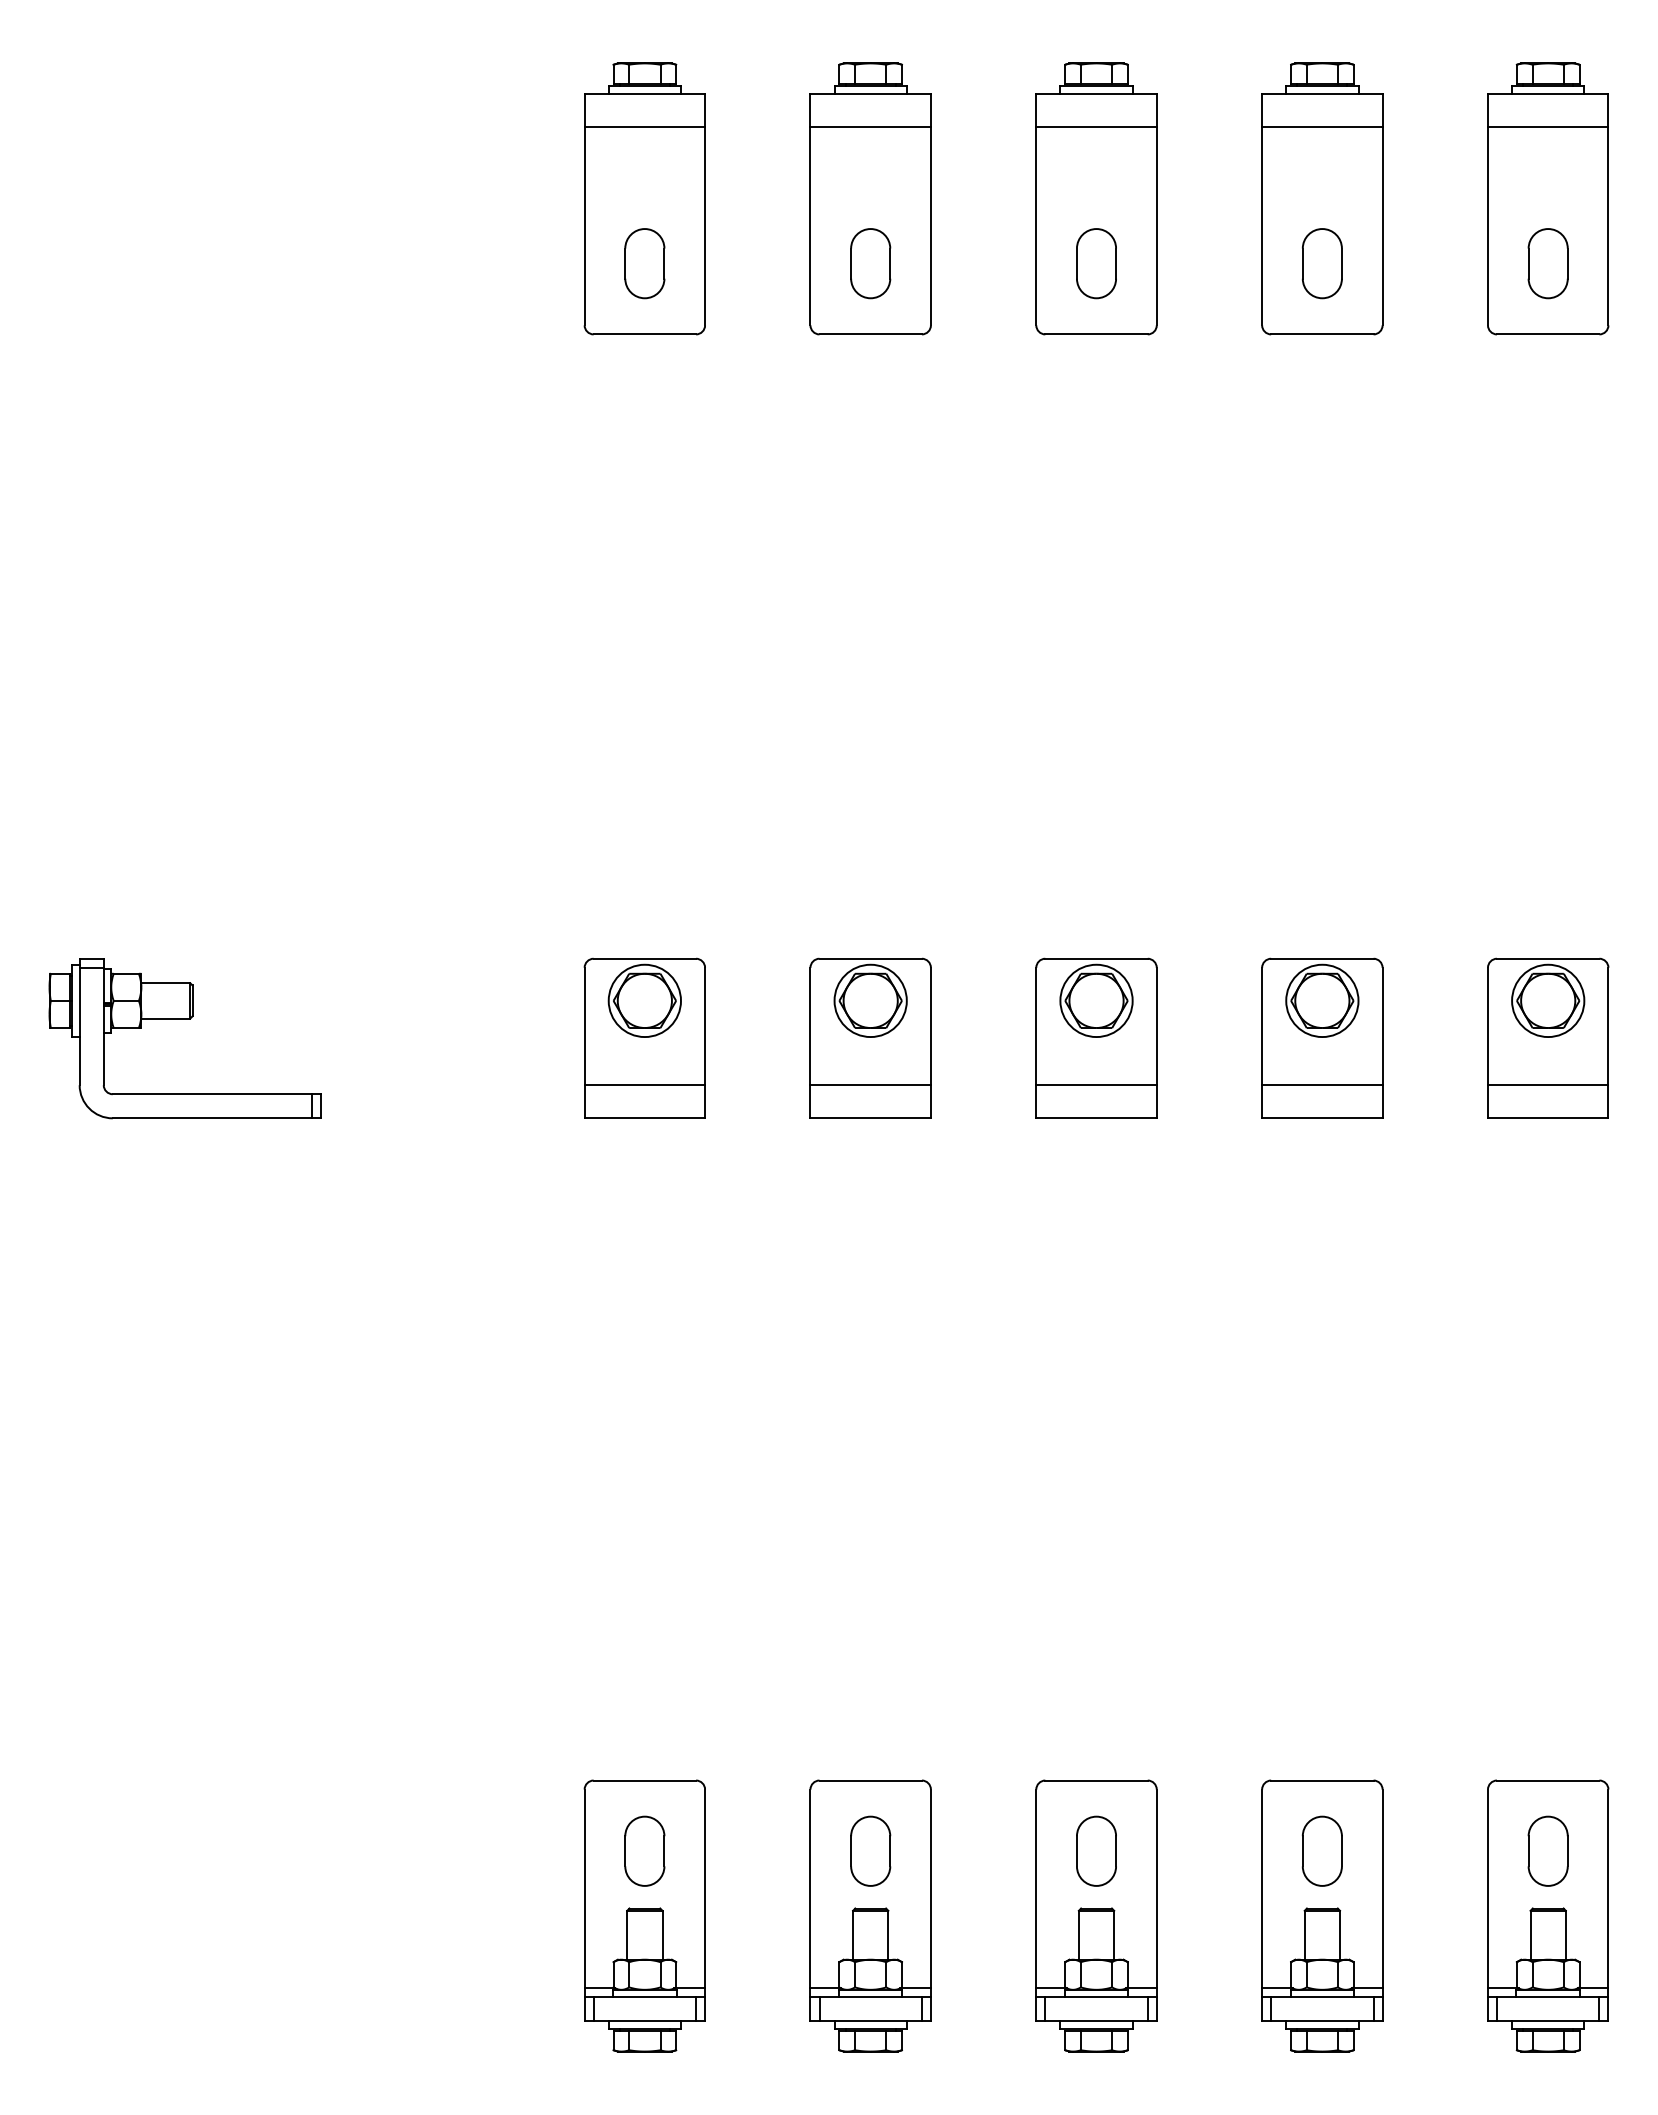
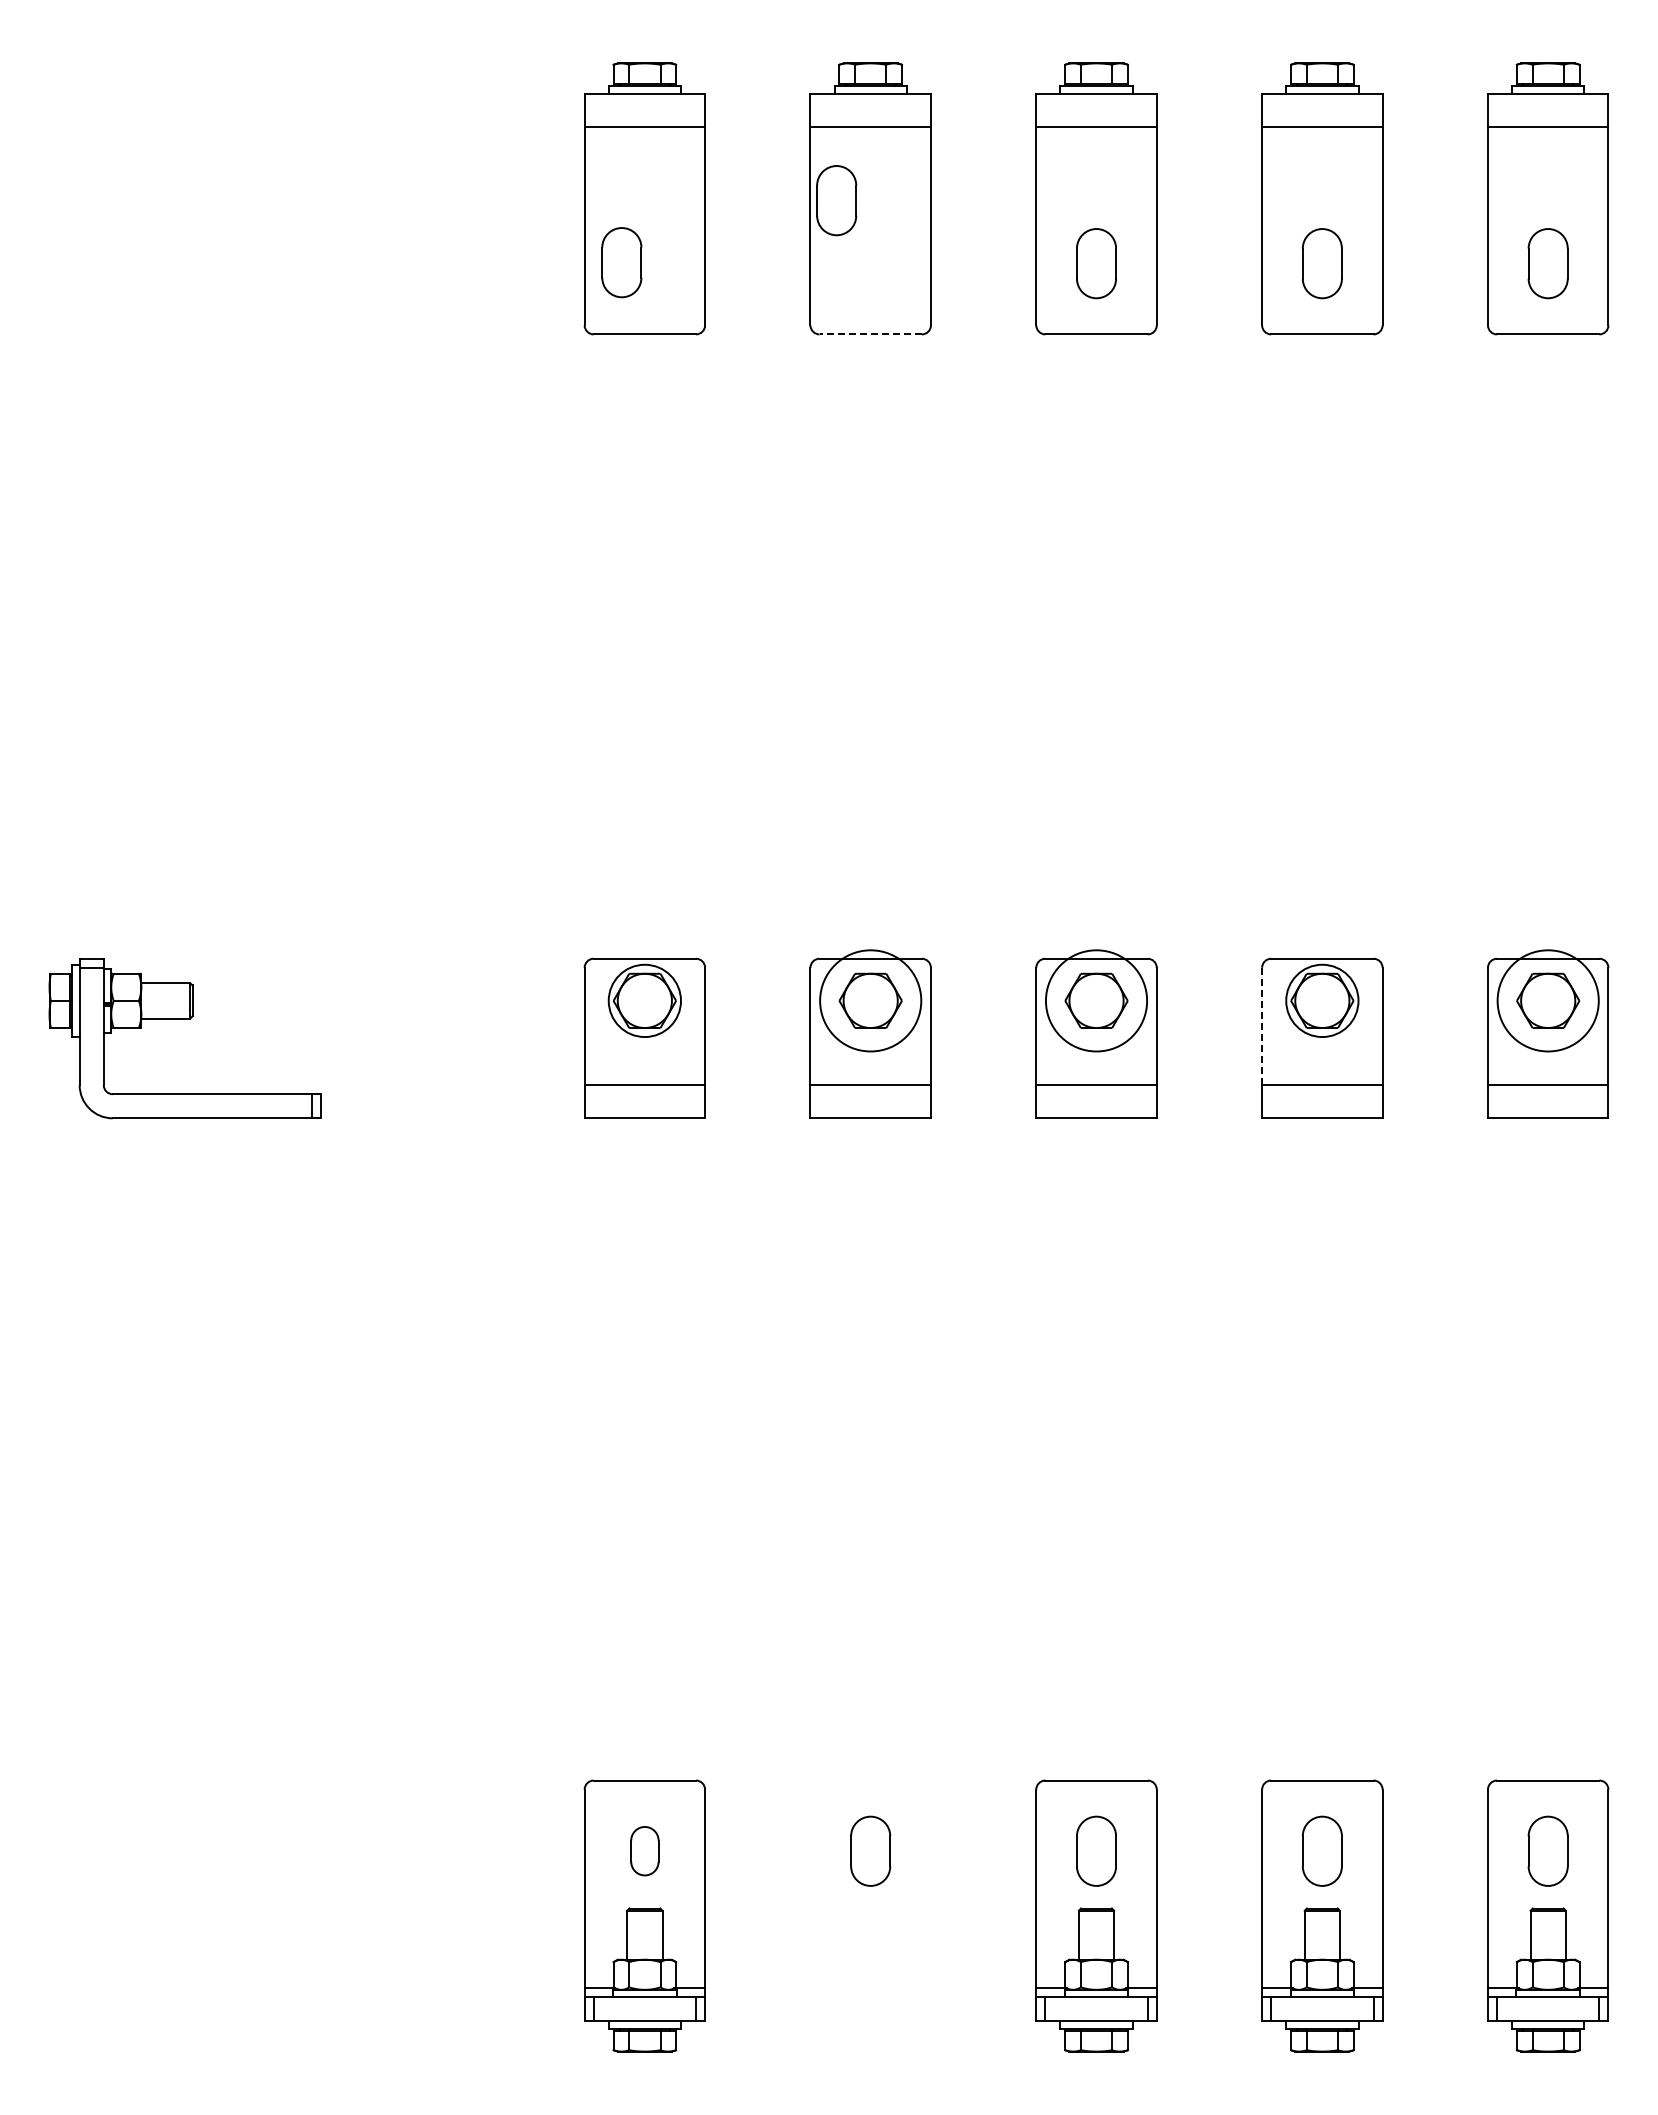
part position: (644, 263) -> (621, 262) (621, 262)
part position: (870, 263) -> (836, 200) (836, 200)
line: solid -> dashed (870, 334)
circle diameter: 72 px -> 101 px (870, 1000)
circle diameter: 72 px -> 101 px (1096, 1000)
circle diameter: 72 px -> 101 px (1547, 1000)
line: solid -> dashed (1262, 1026)
part size: 42x72 px -> 30x51 px (644, 1851)
part: present -> none (870, 1915)
